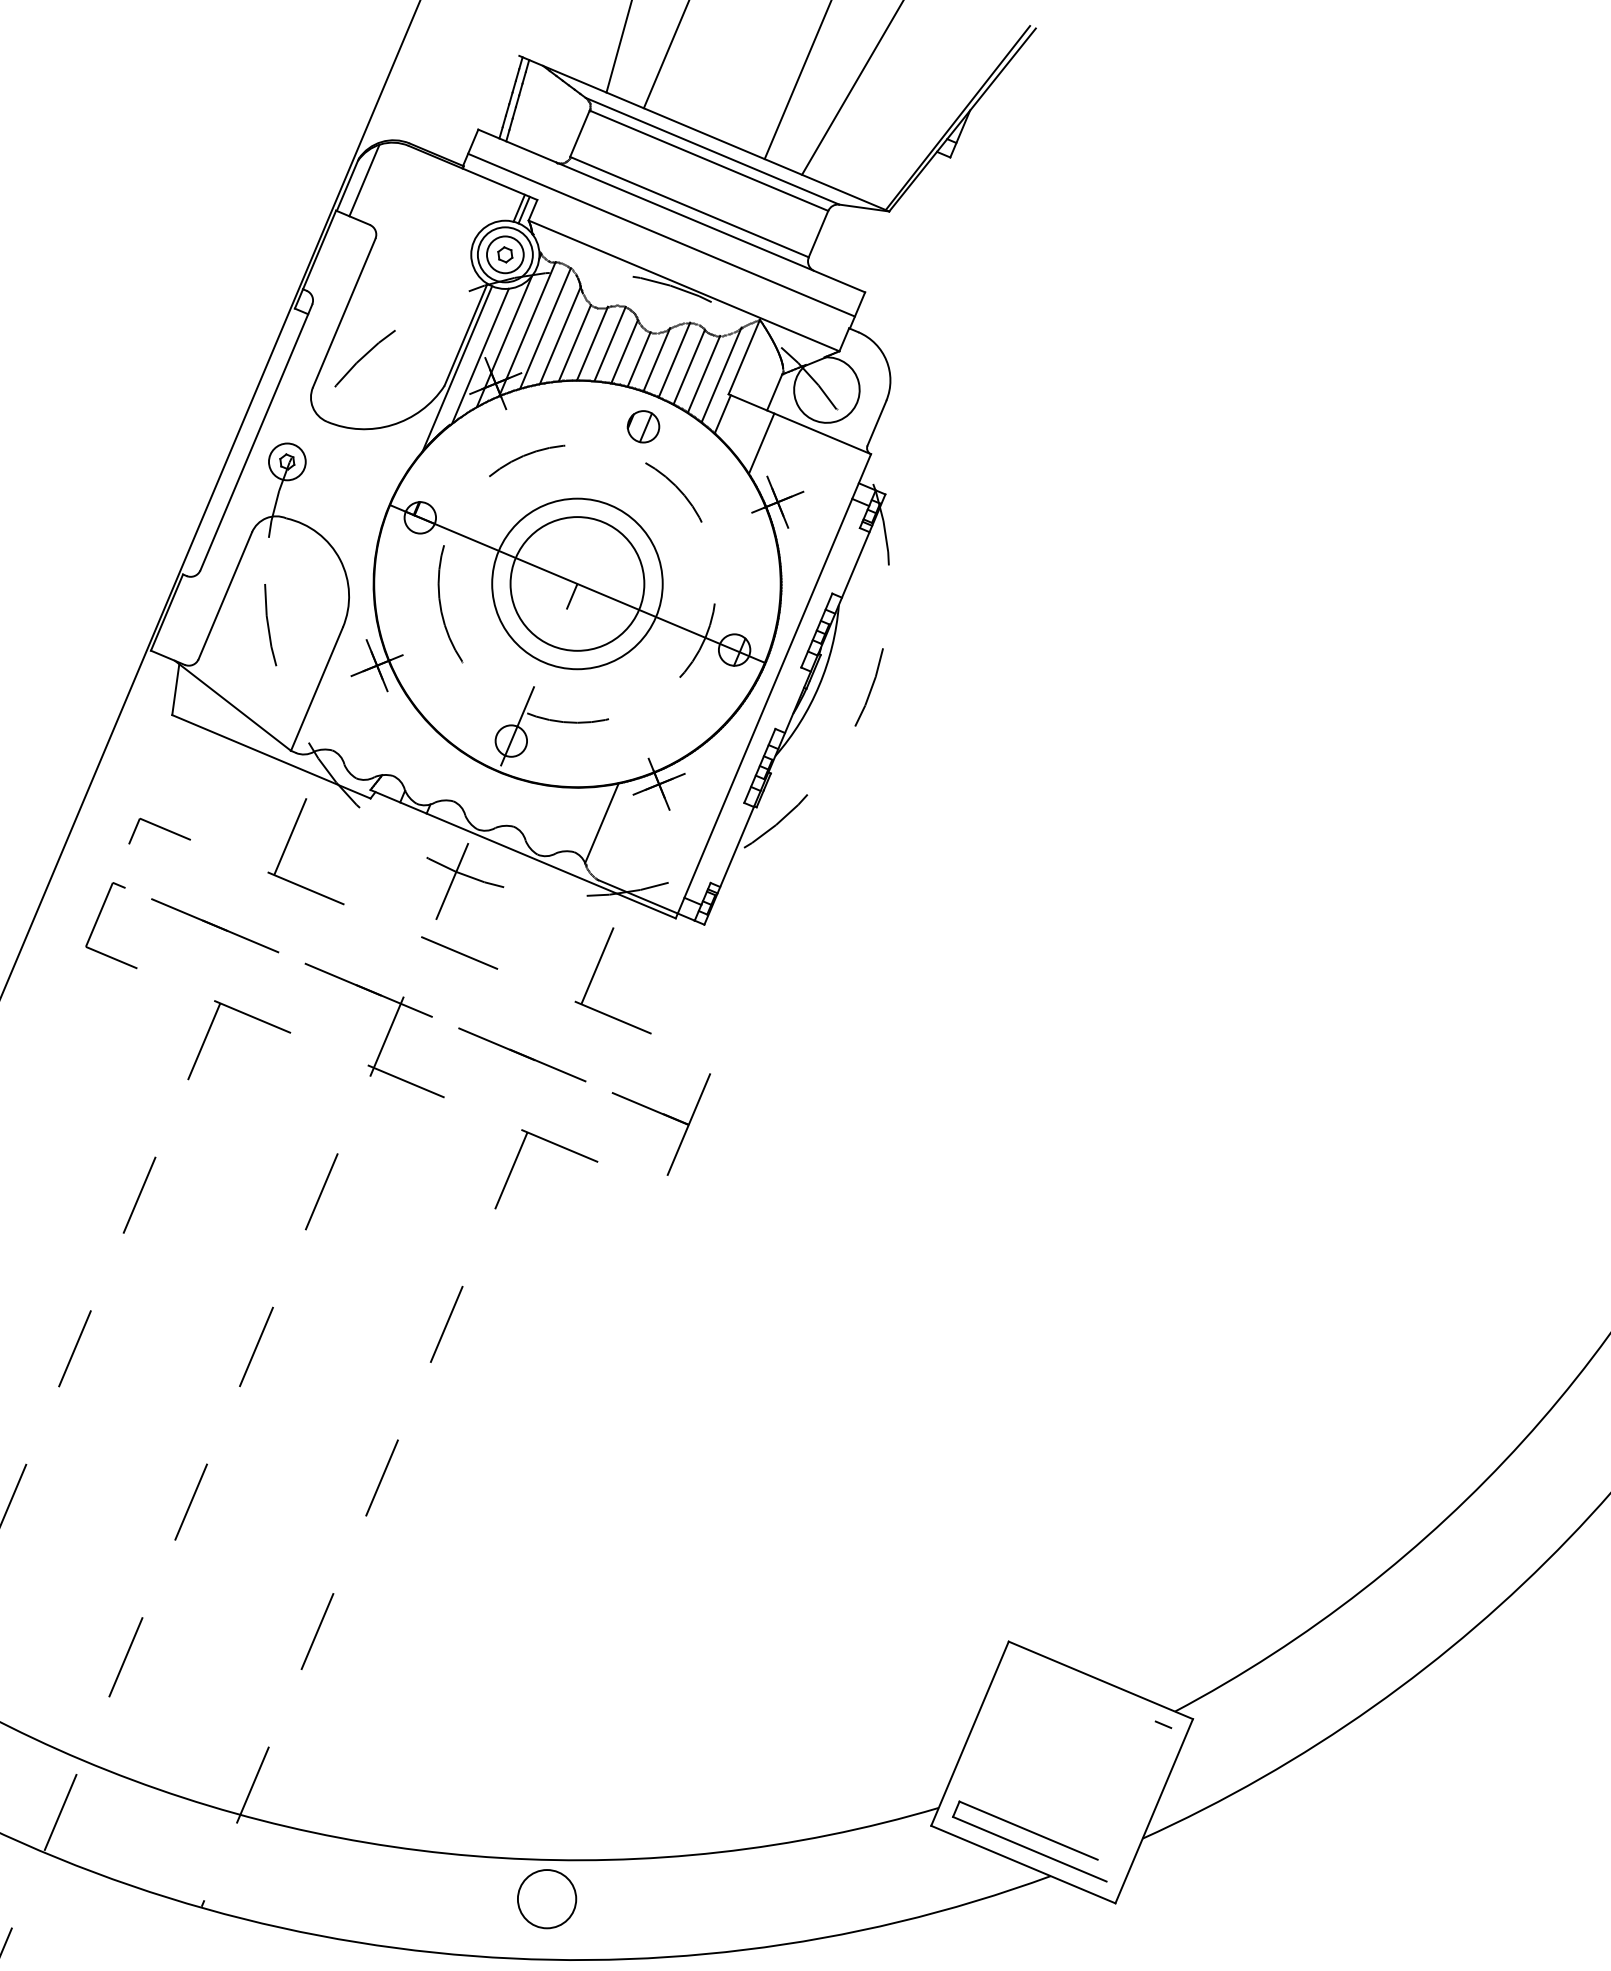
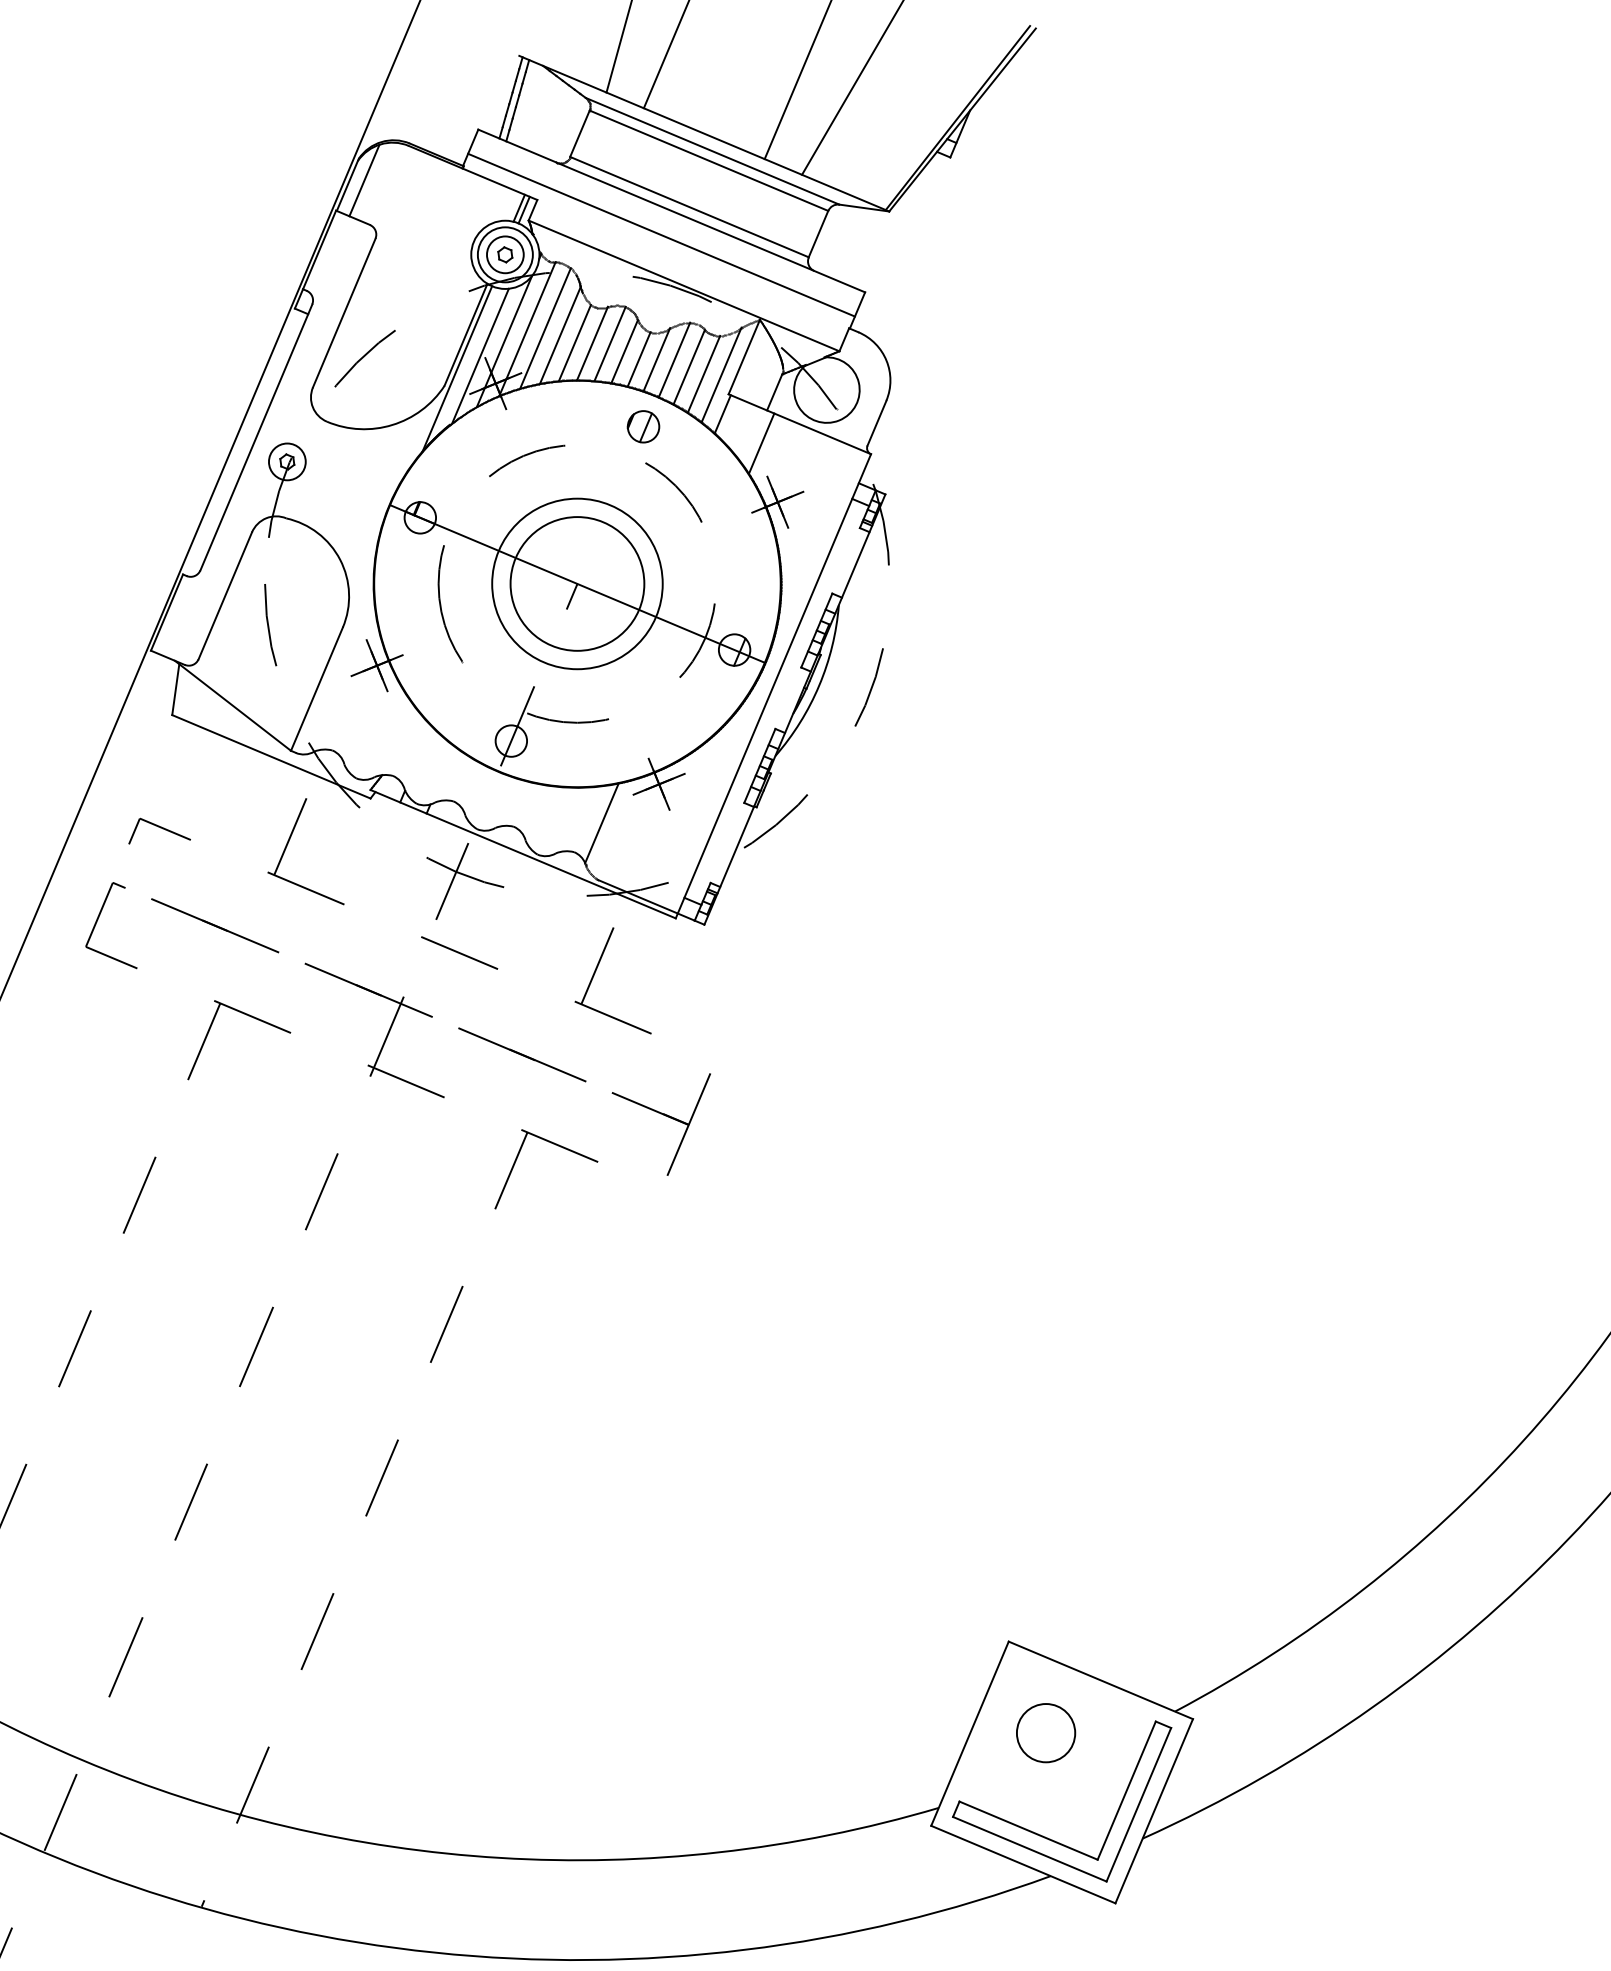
line: none -> present (1126, 1790)
line: none -> present (1138, 1804)
circle position: (547, 1899) -> (1046, 1733) (1046, 1733)
